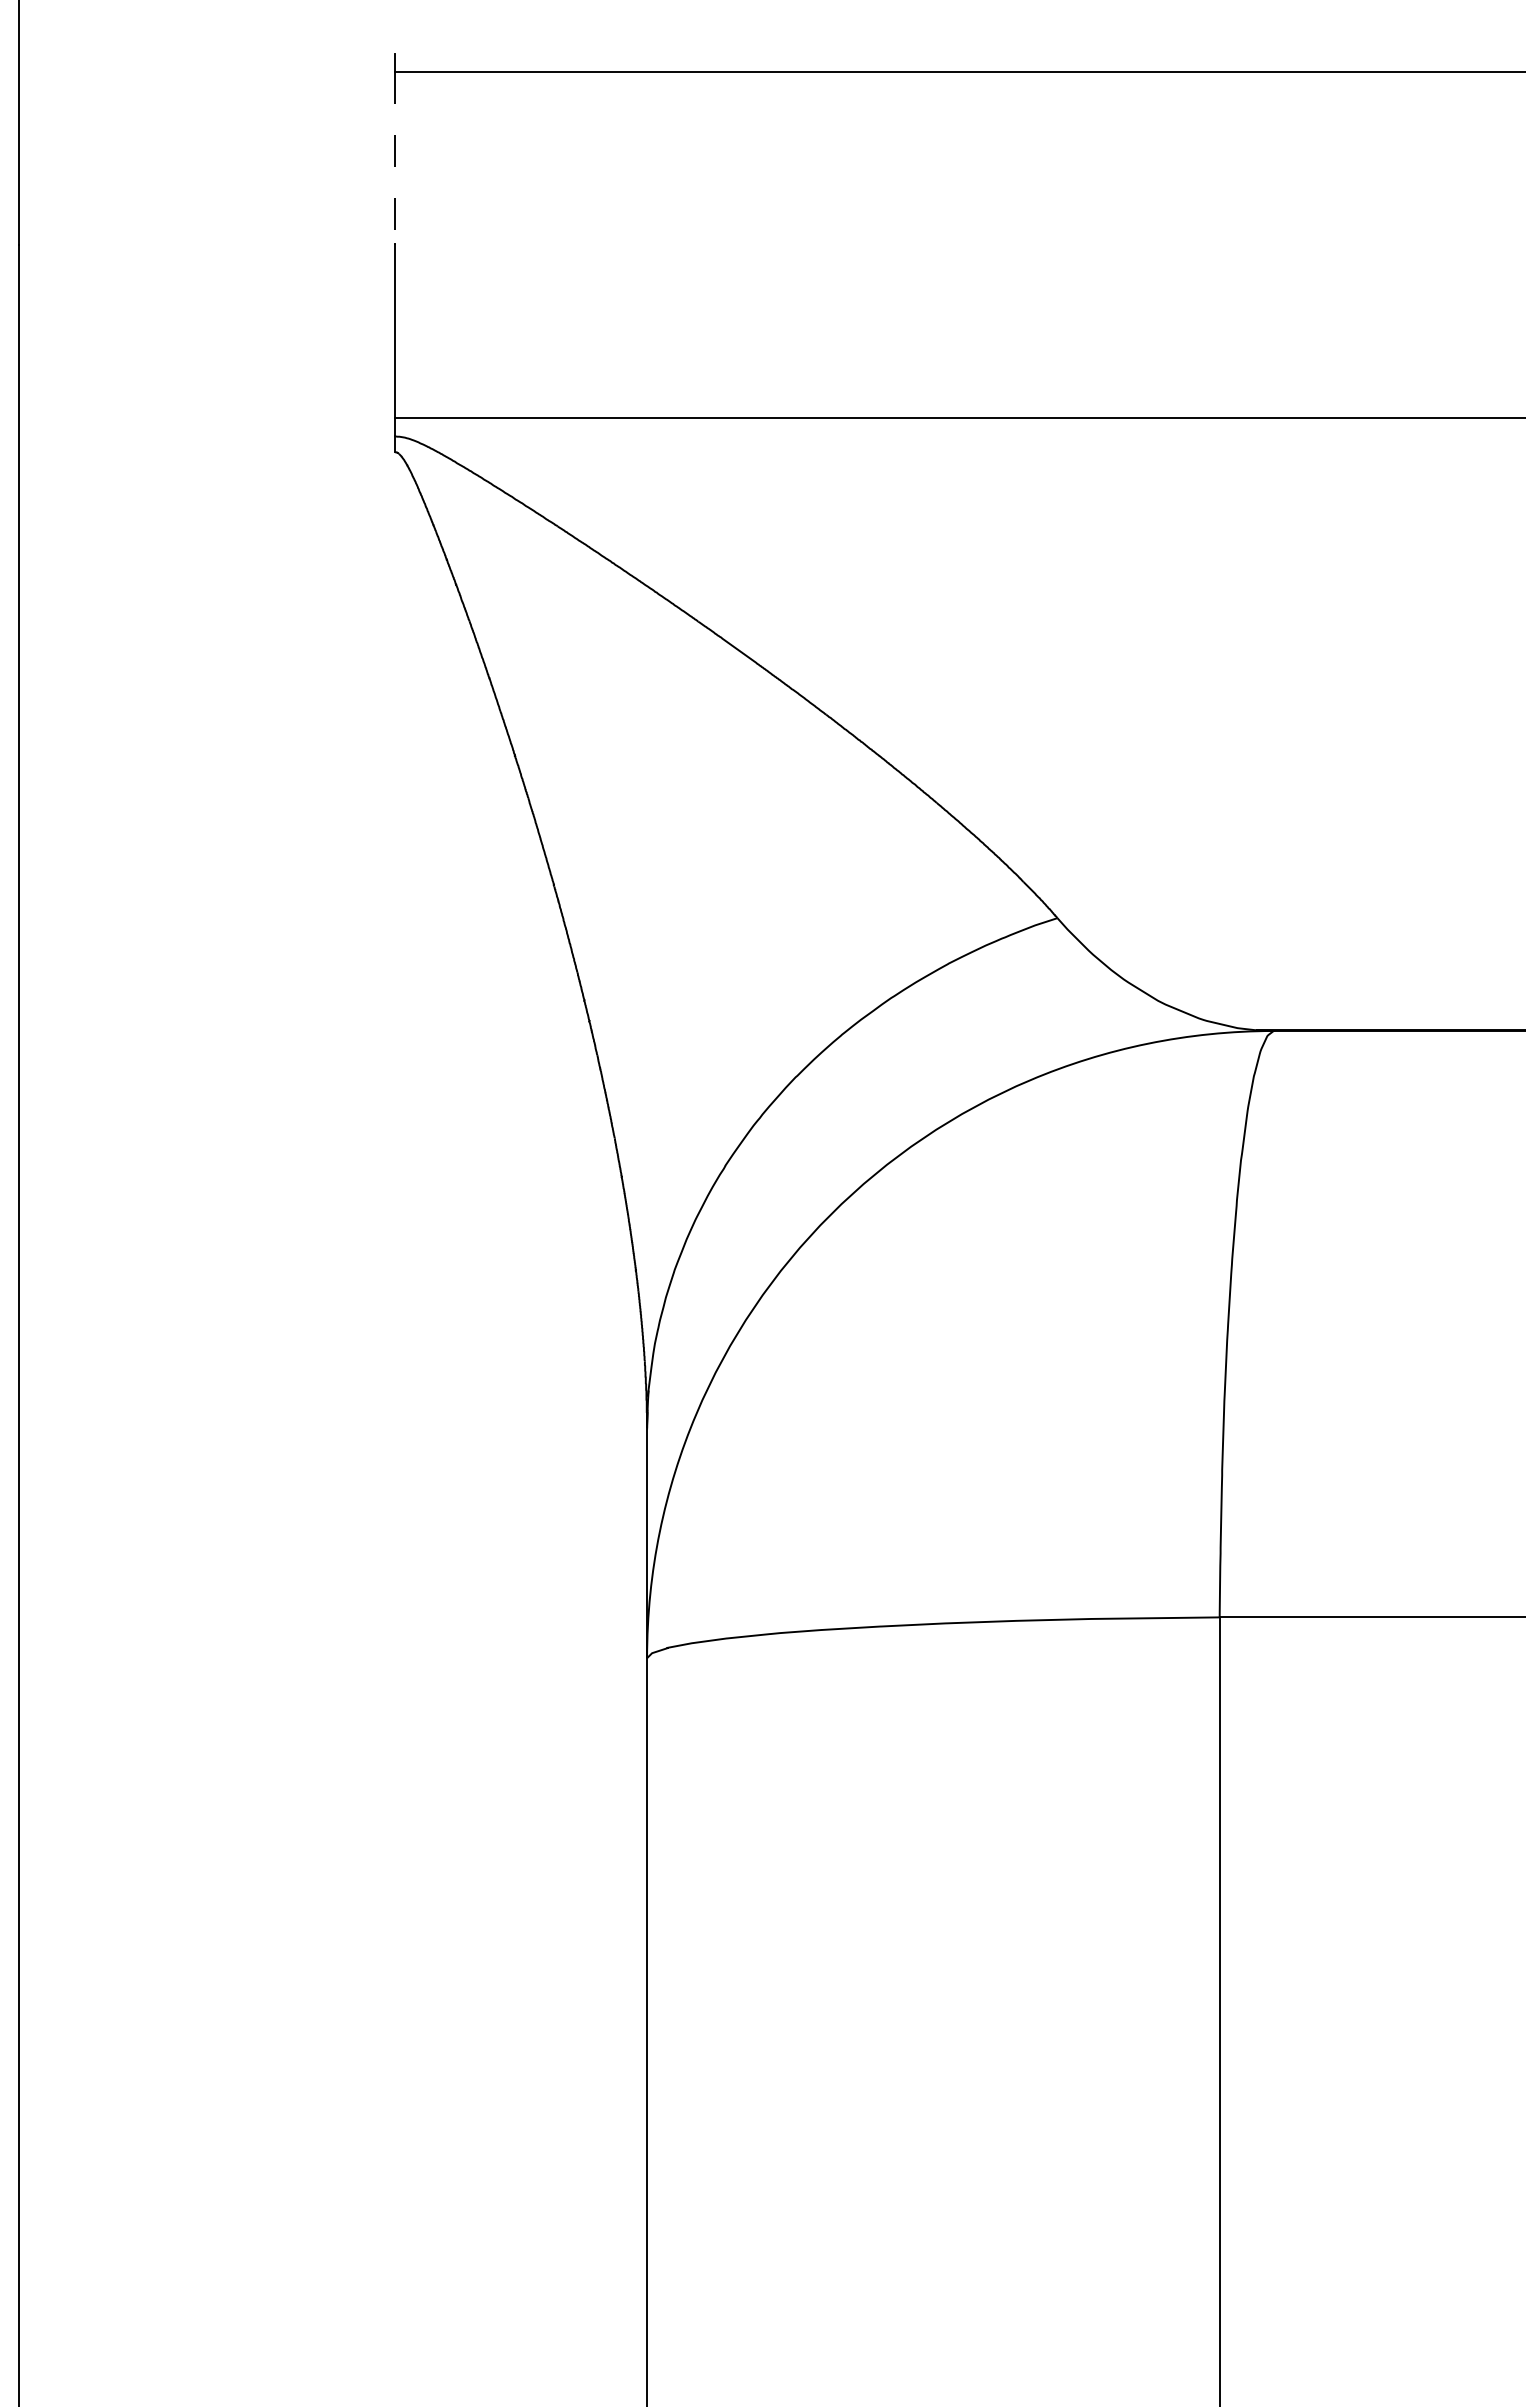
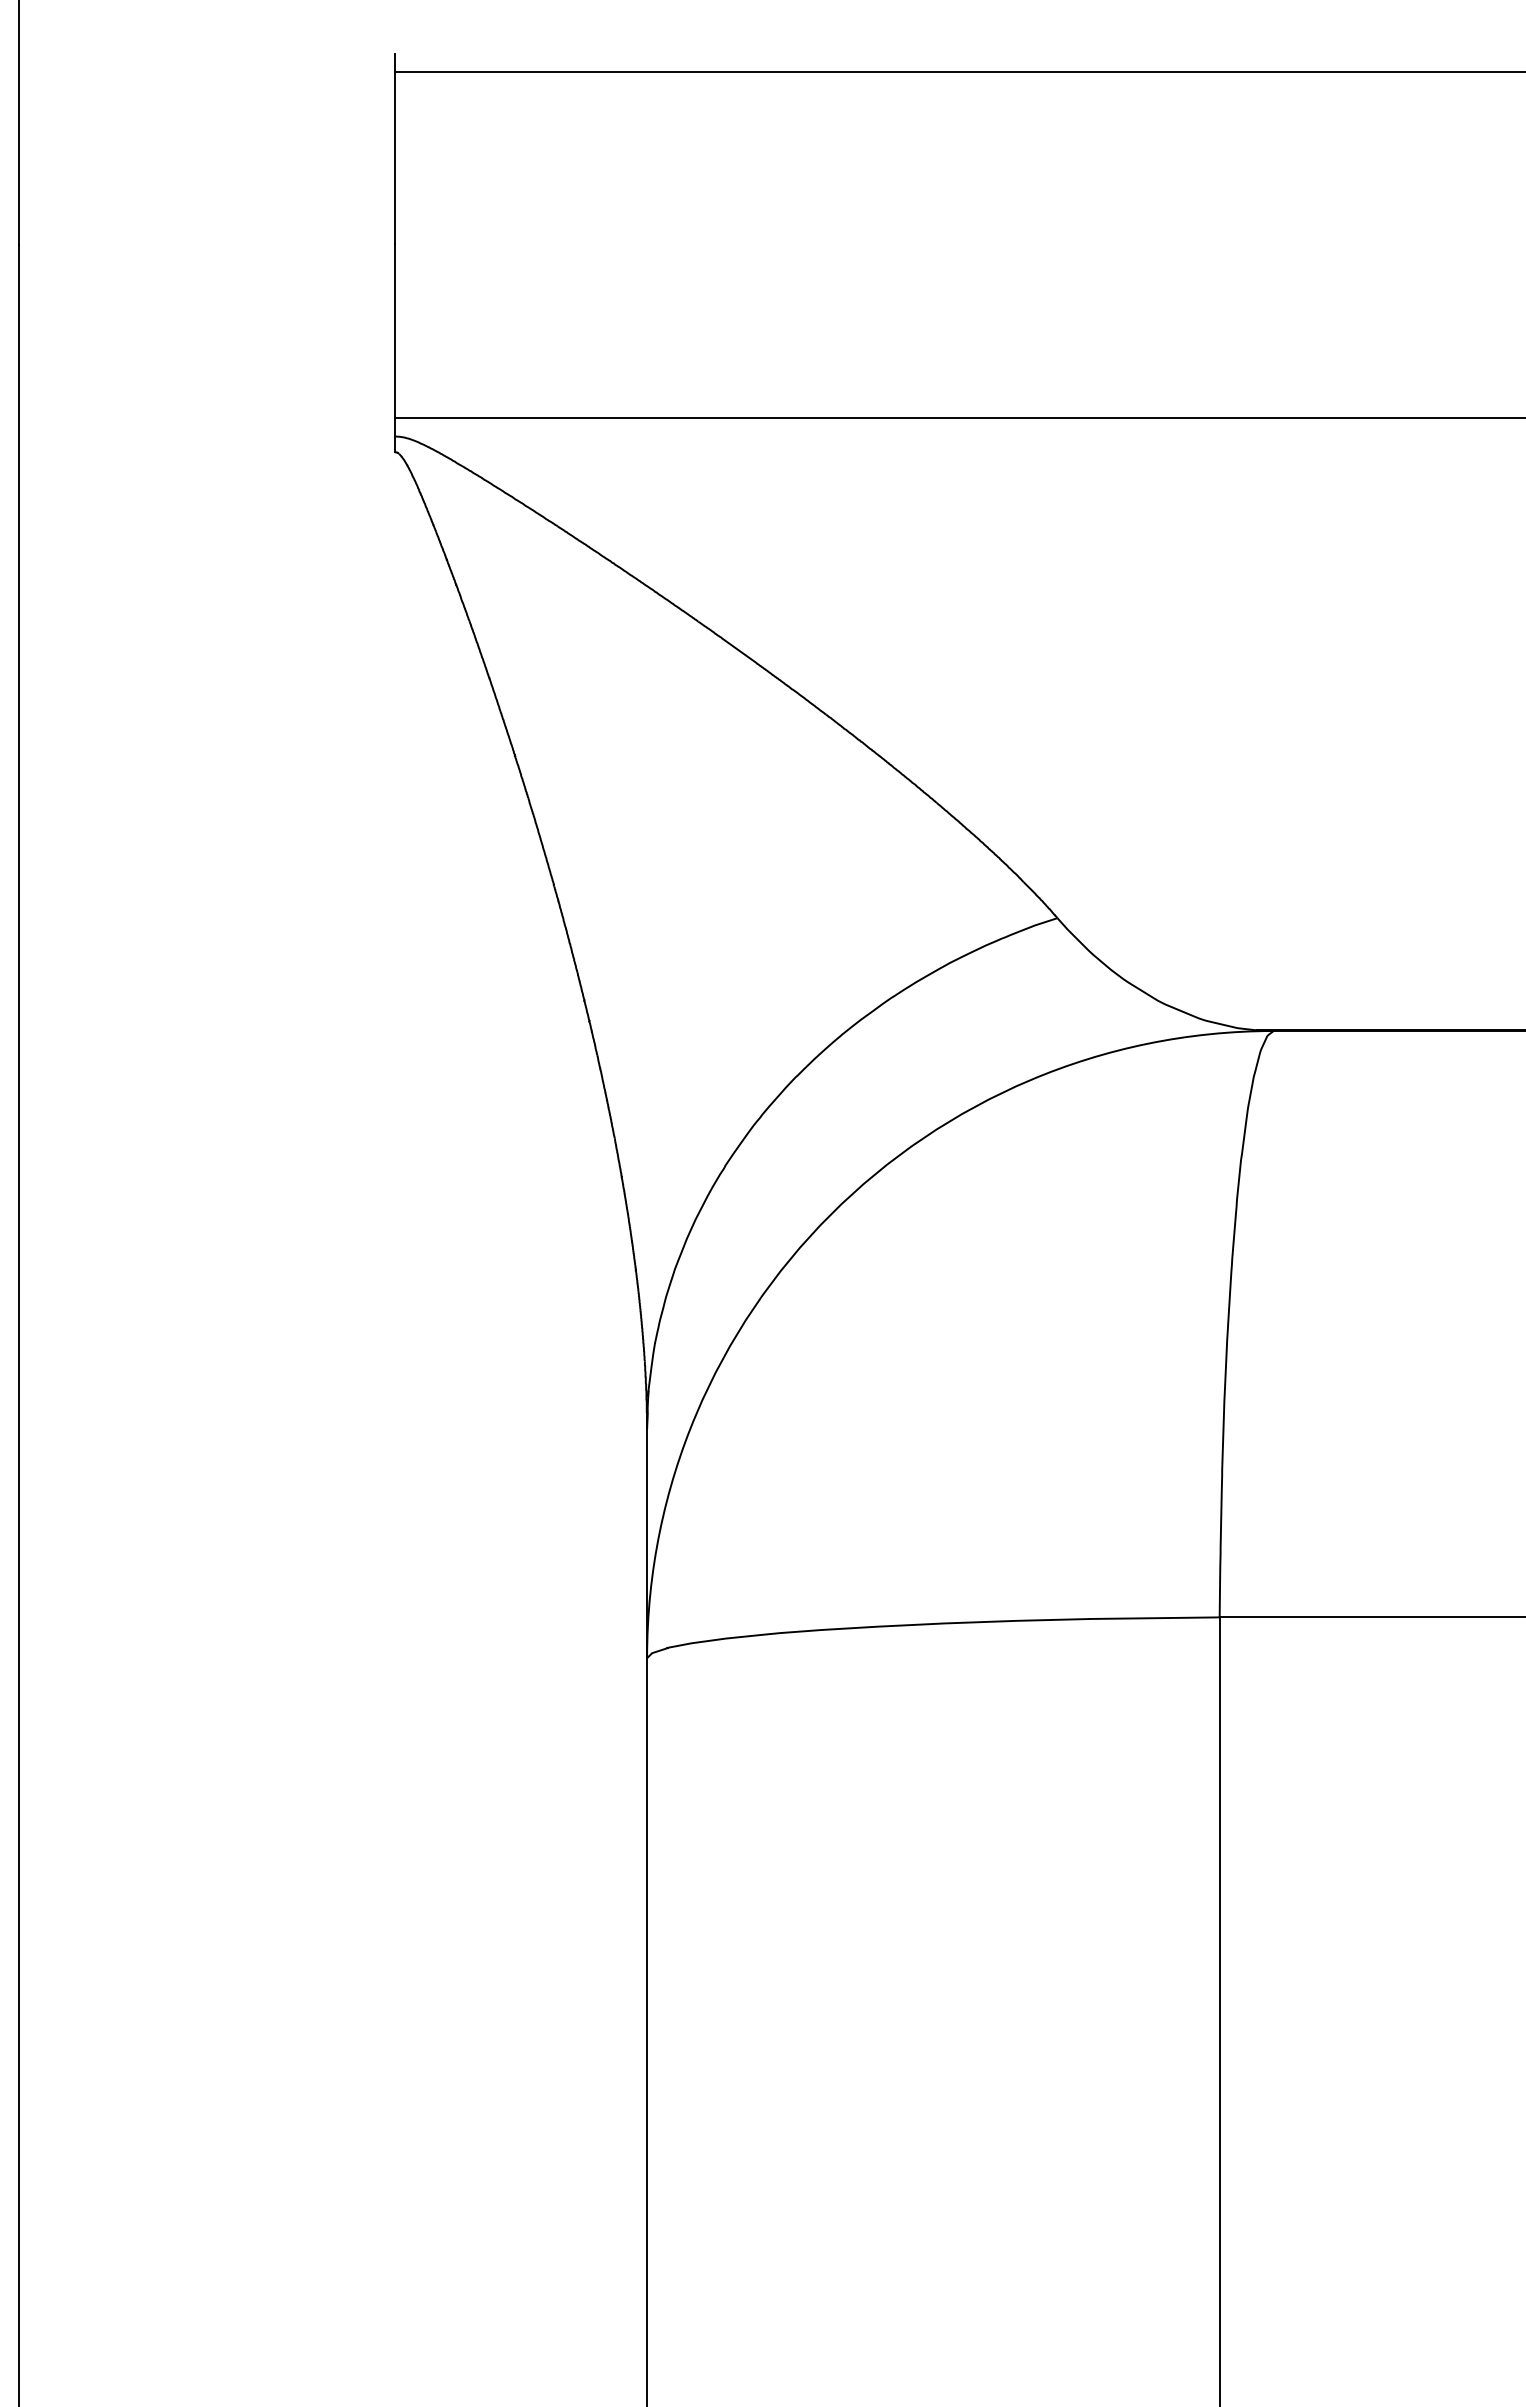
line: dashed -> solid (394, 158)
